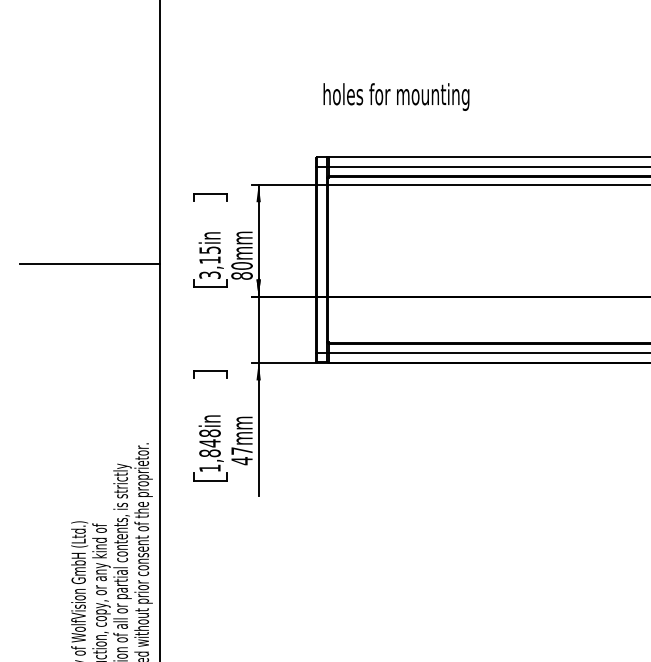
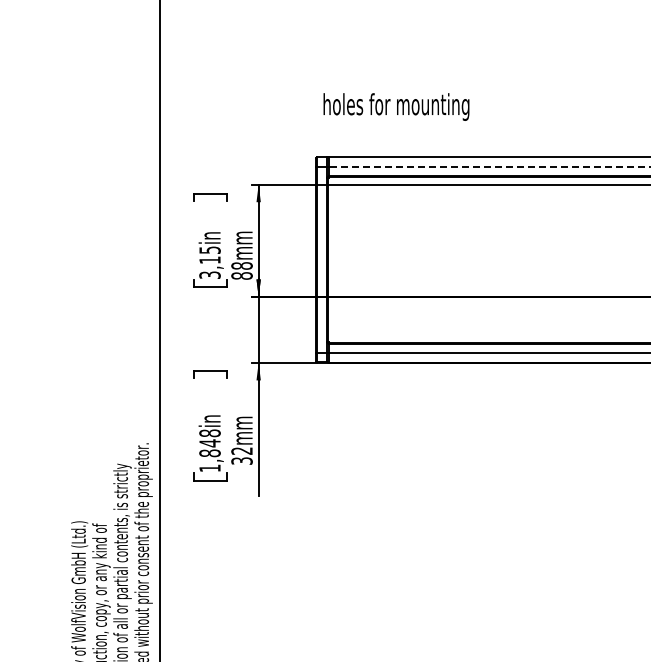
text position: (396, 96) -> (396, 106) (396, 106)
line: solid -> dashed (489, 167)
line: present -> none (89, 264)
text: 80mm -> 88mm (241, 265)
text: 47mm -> 32mm (241, 456)
